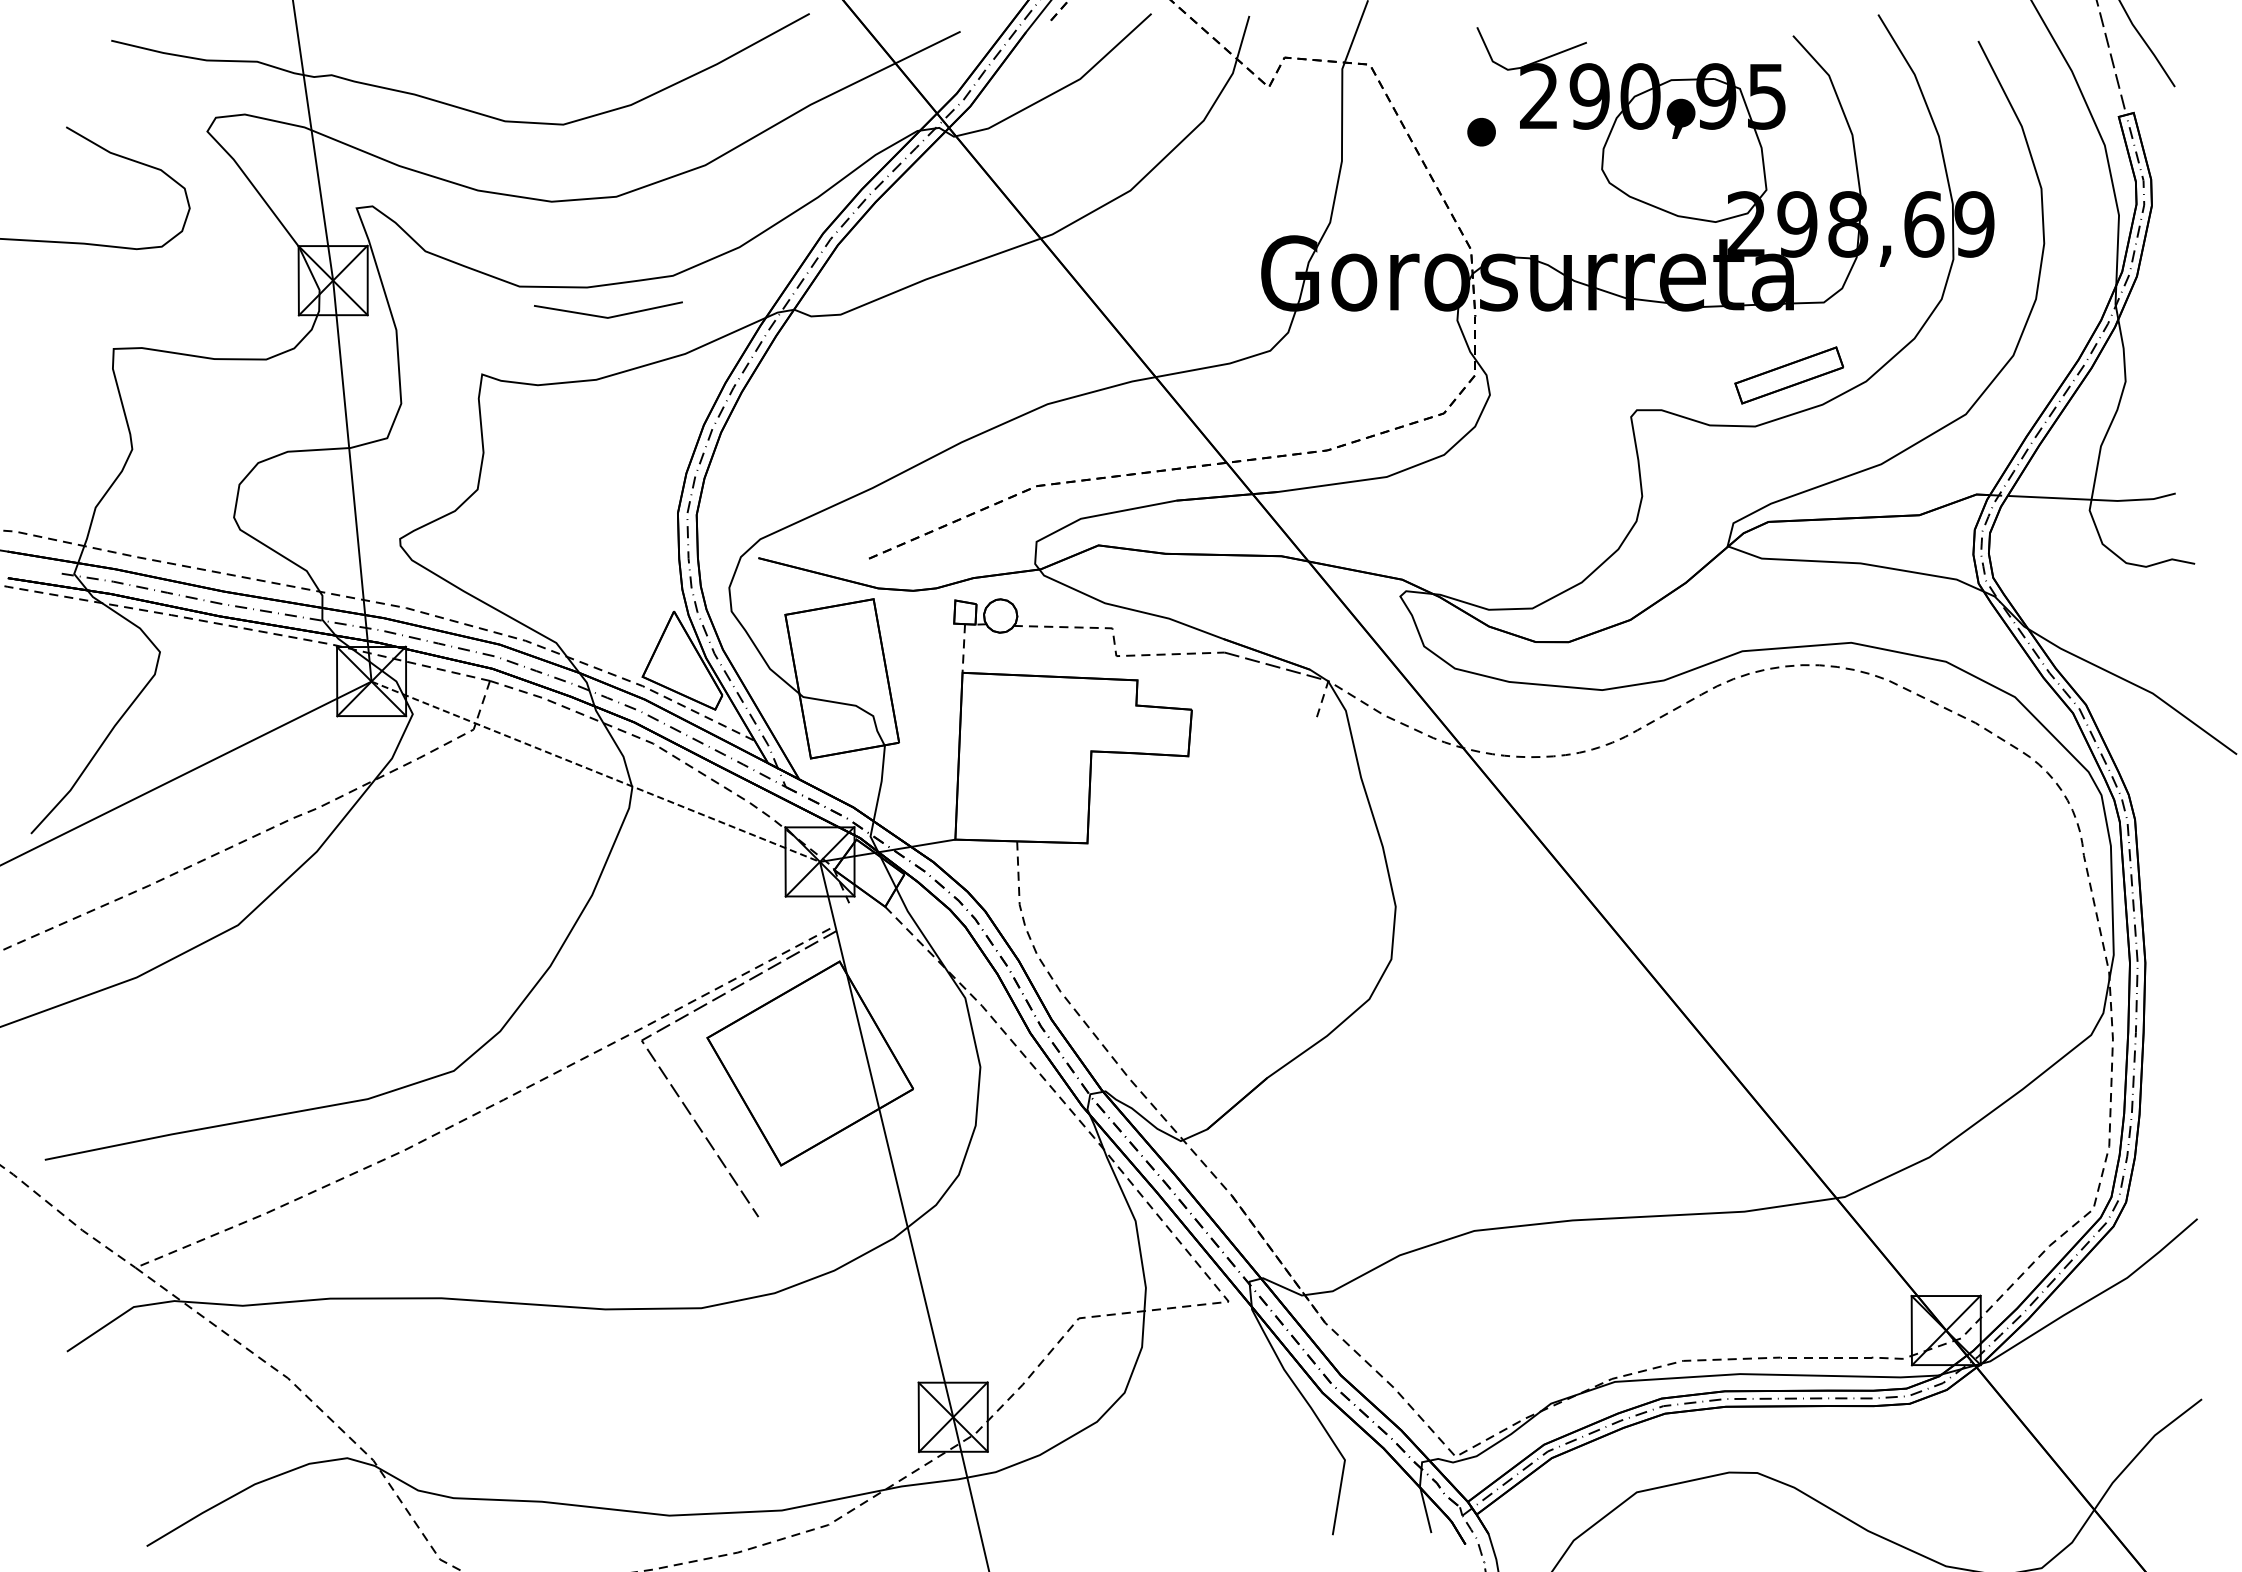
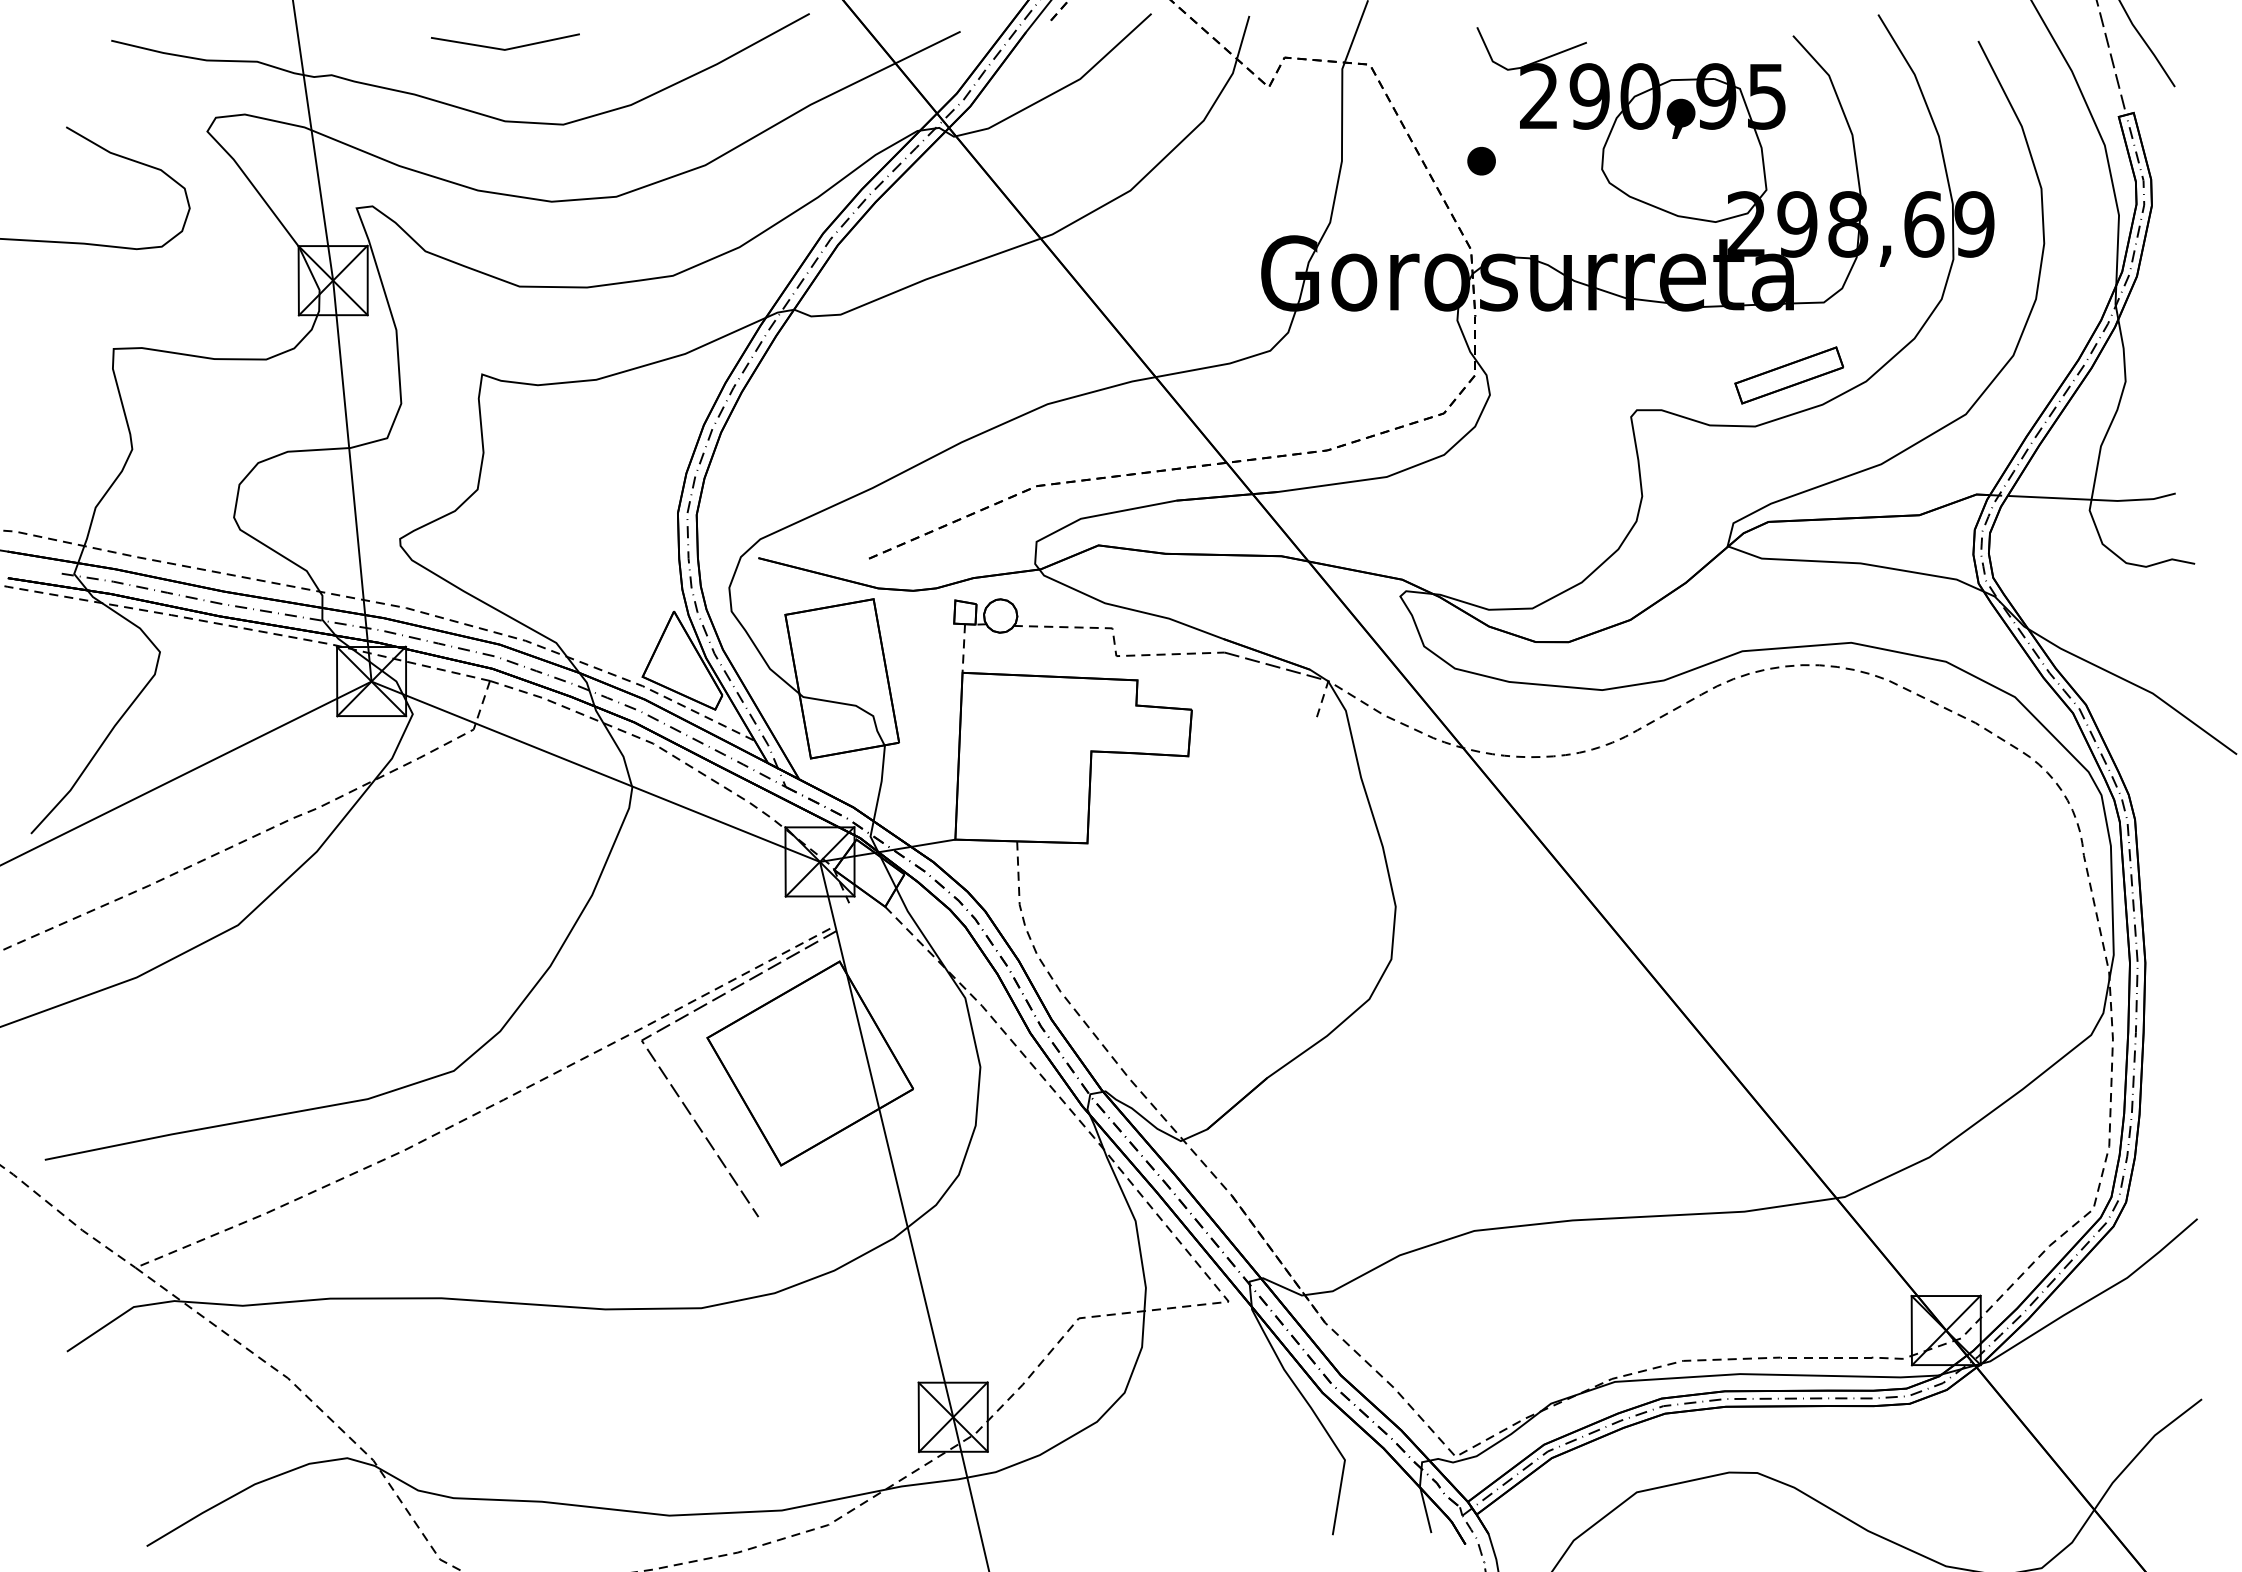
part position: (1481, 132) -> (1481, 161) (1481, 161)
line position: (608, 316) -> (505, 48) (505, 48)
line: dashed -> solid (595, 771)
